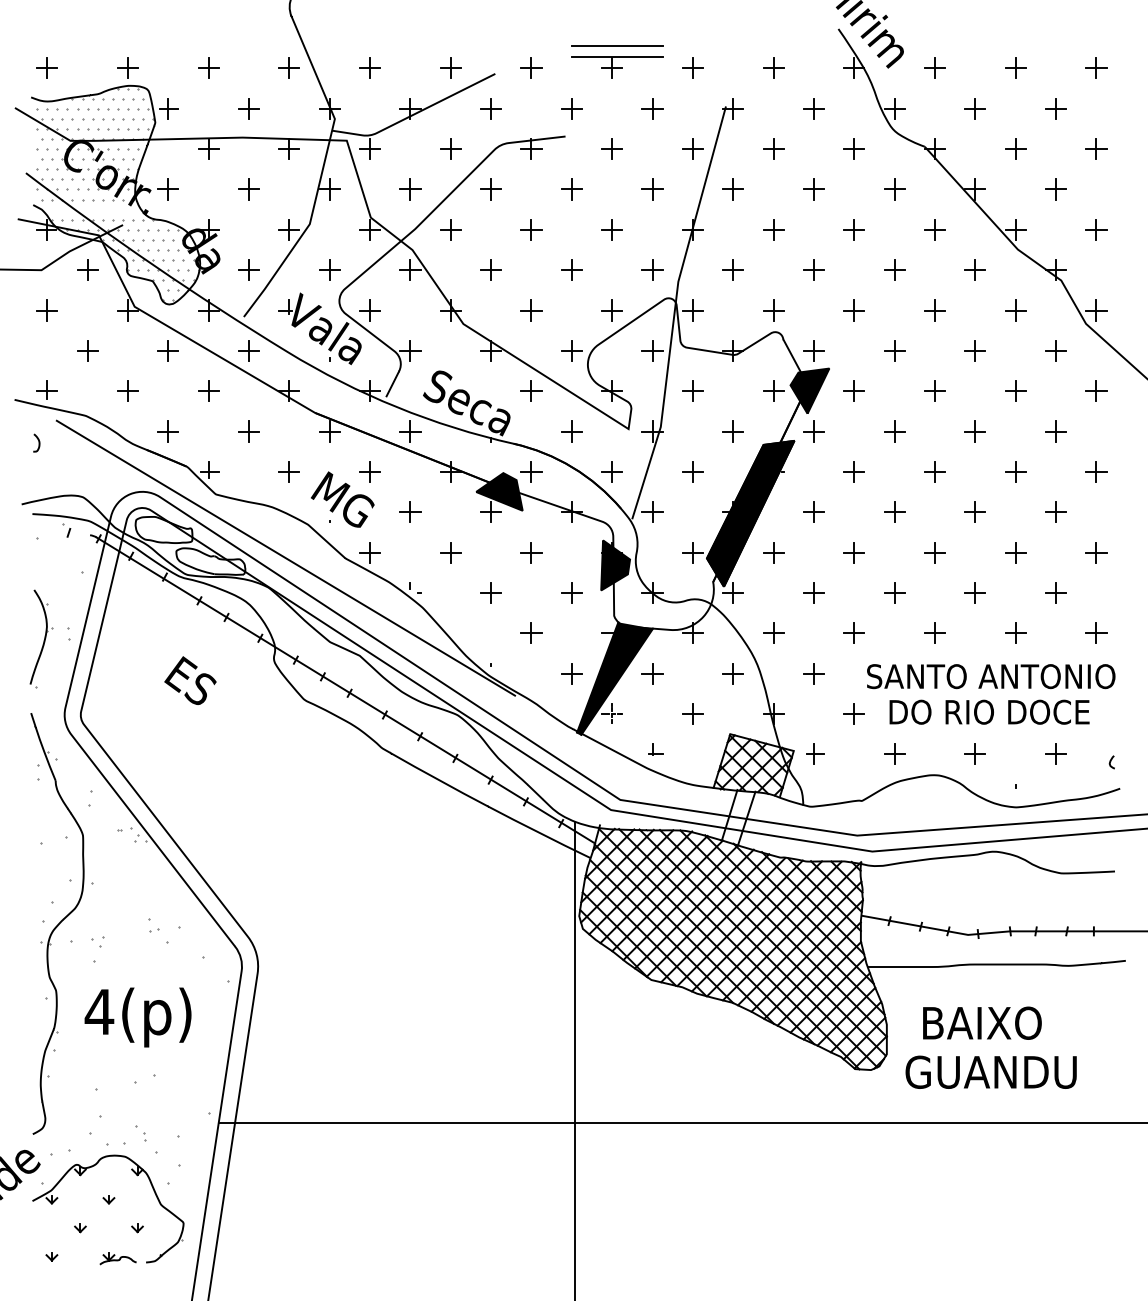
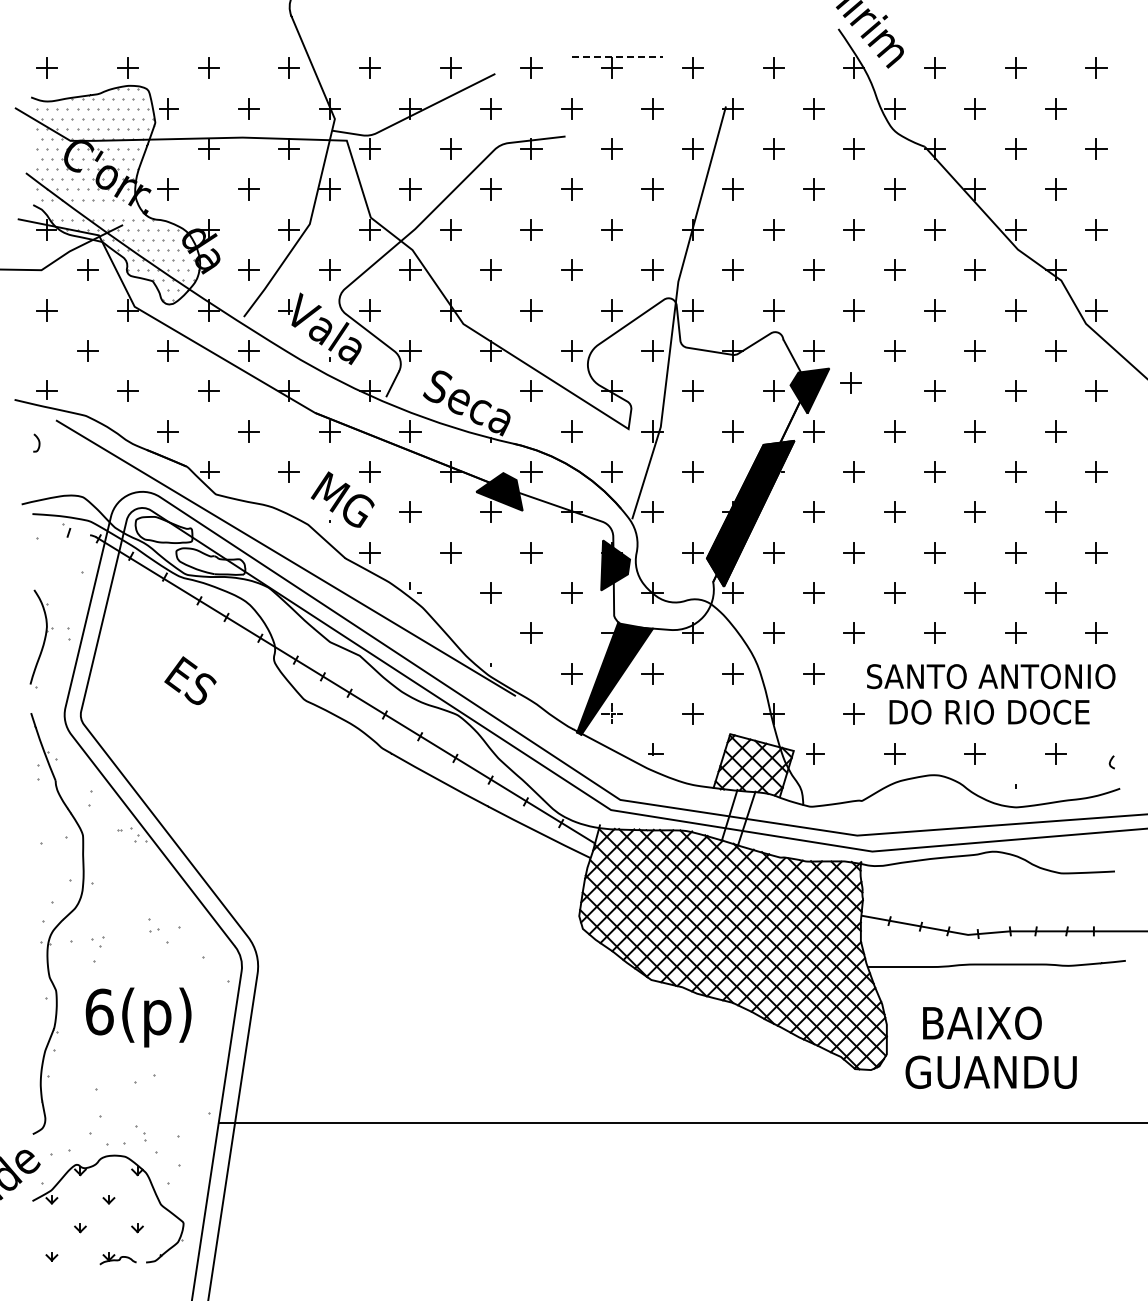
line: present -> none (617, 45)
line: solid -> dashed (618, 56)
part position: (853, 390) -> (850, 382) (850, 382)
text: 4(p) -> 6(p) (99, 1011)
line: present -> none (575, 1059)
